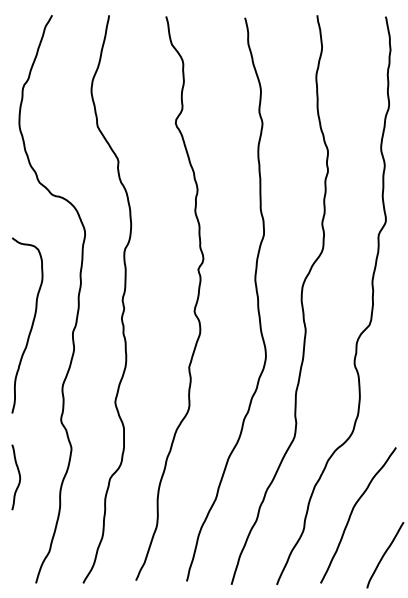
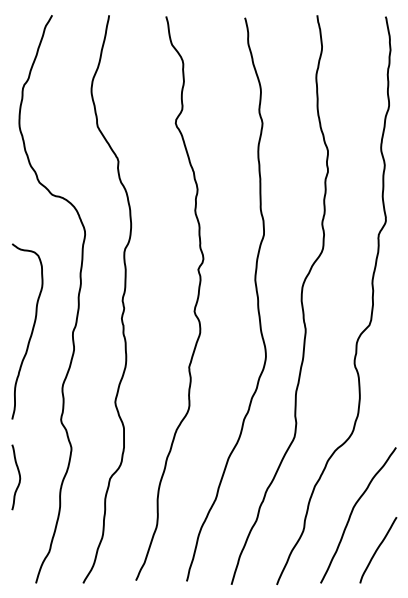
curve position: (31, 325) -> (31, 331) (31, 331)
curve position: (385, 554) -> (378, 549) (378, 549)
